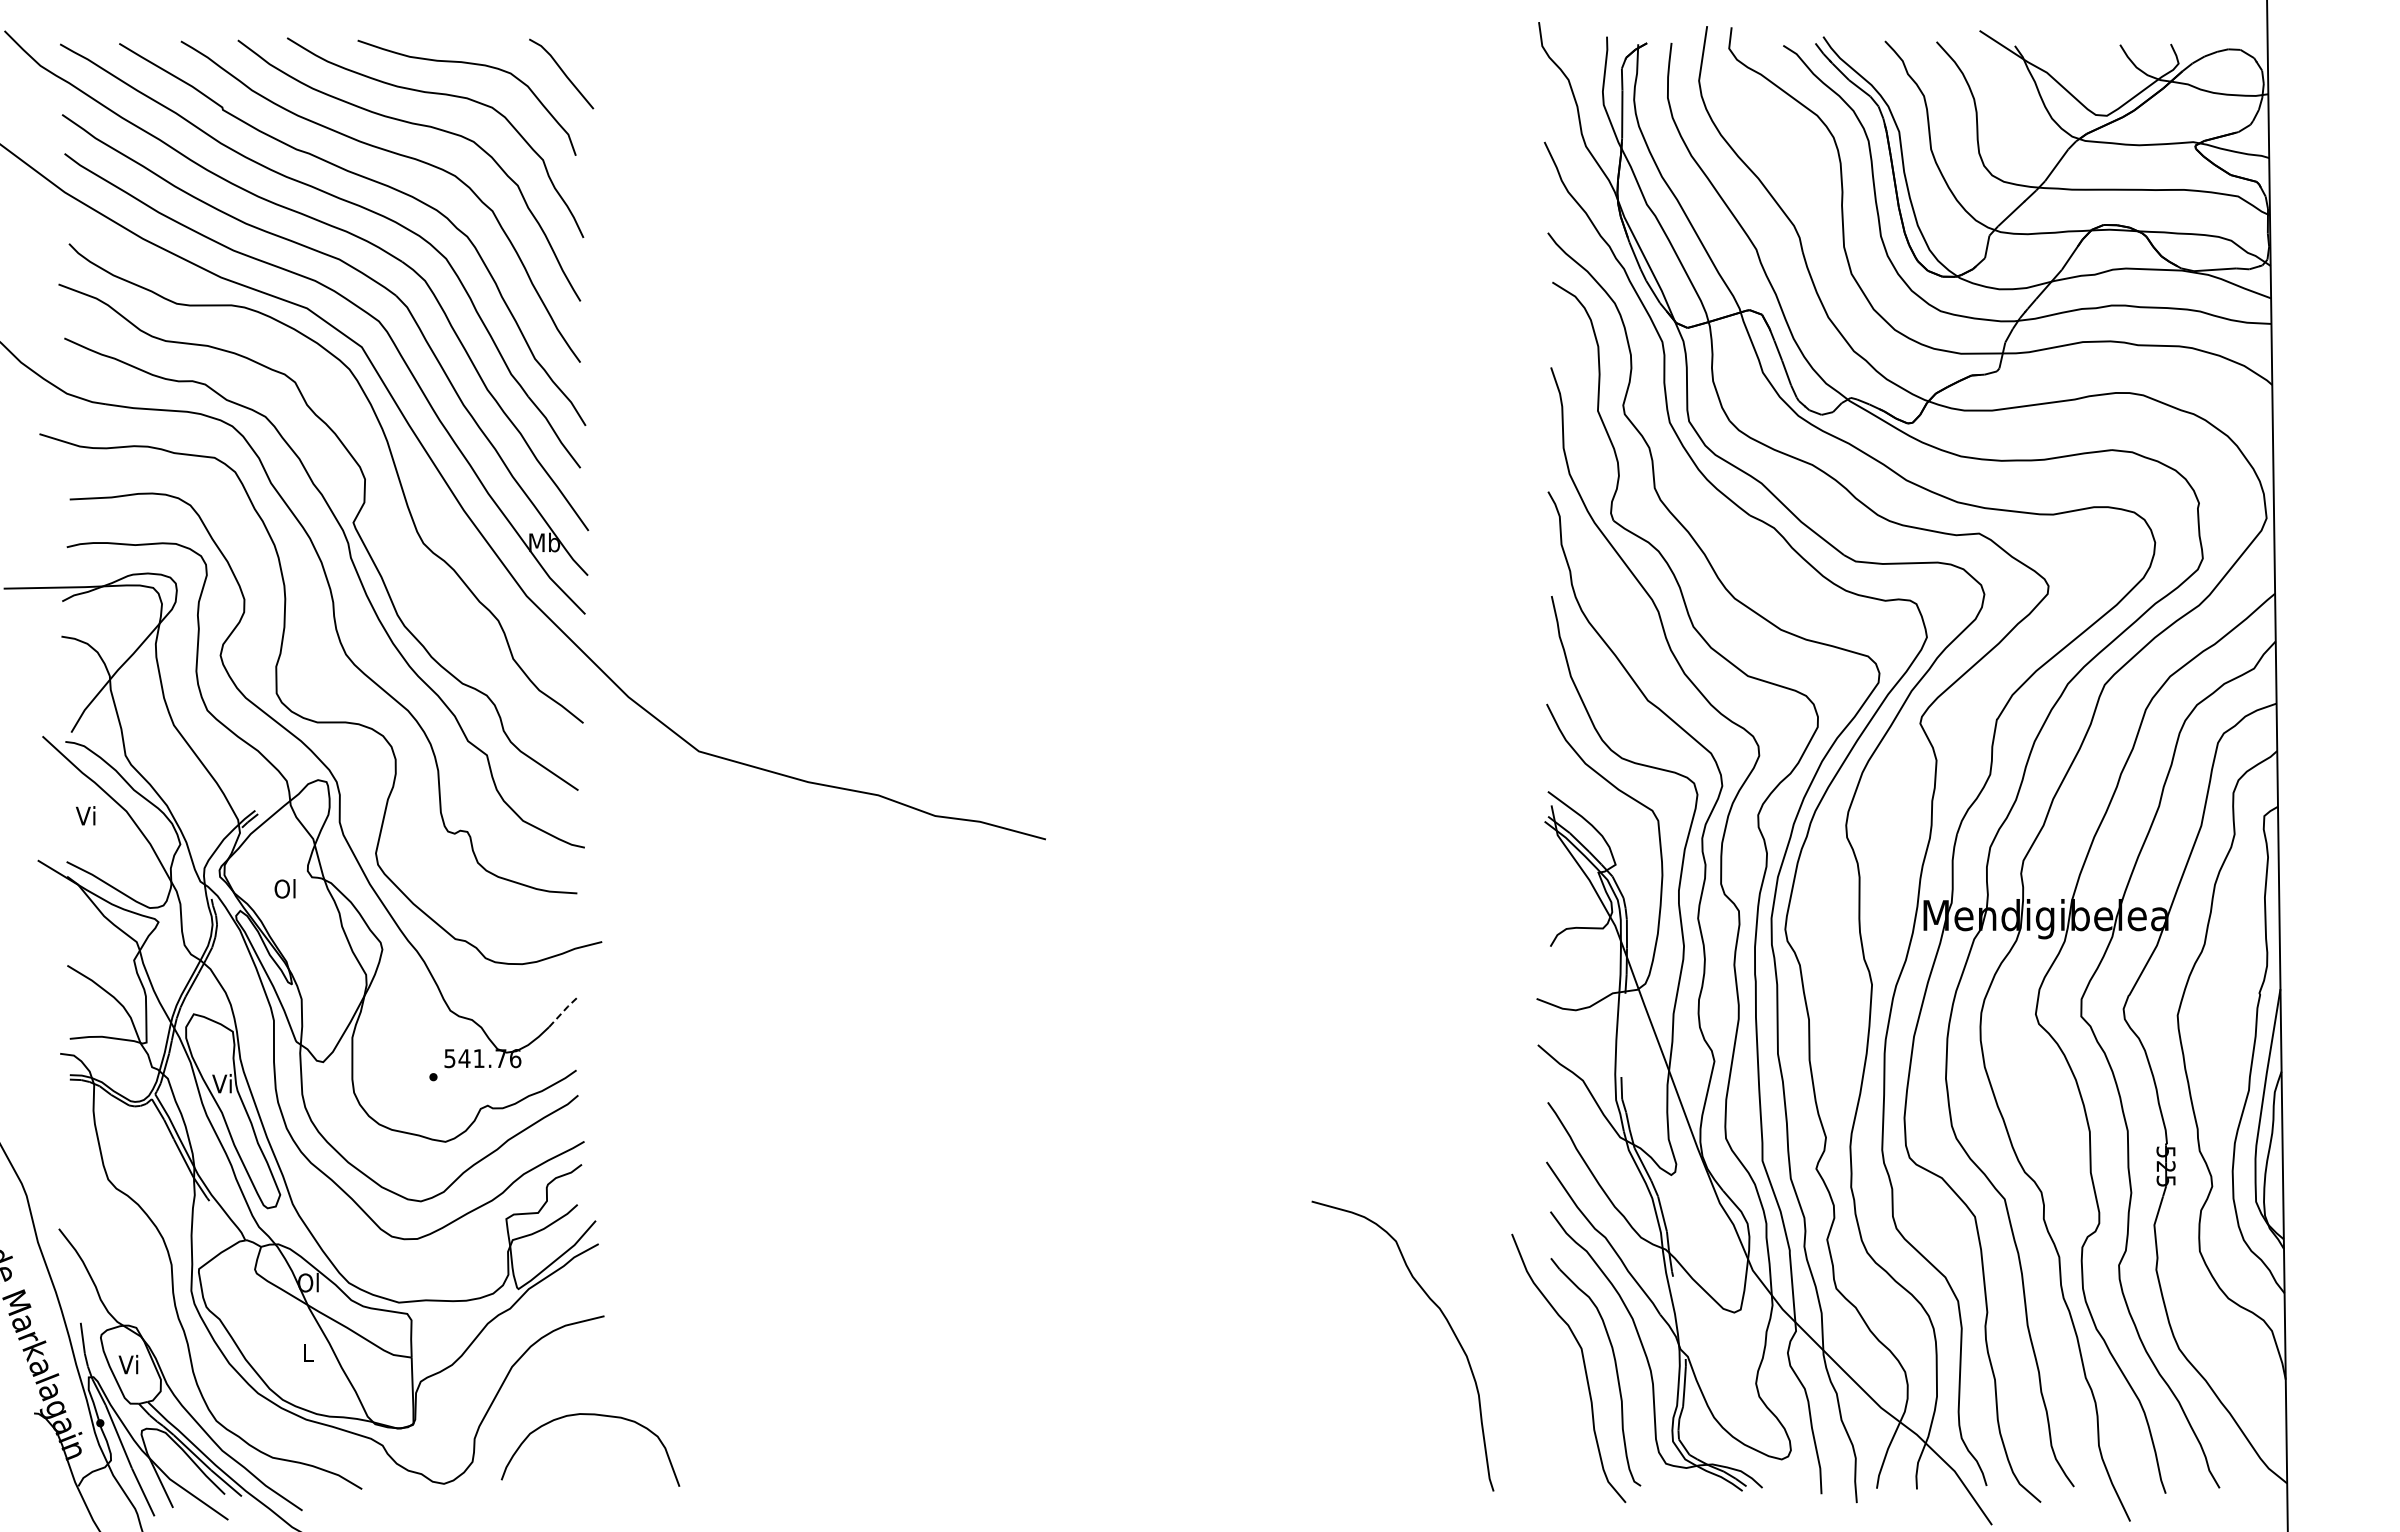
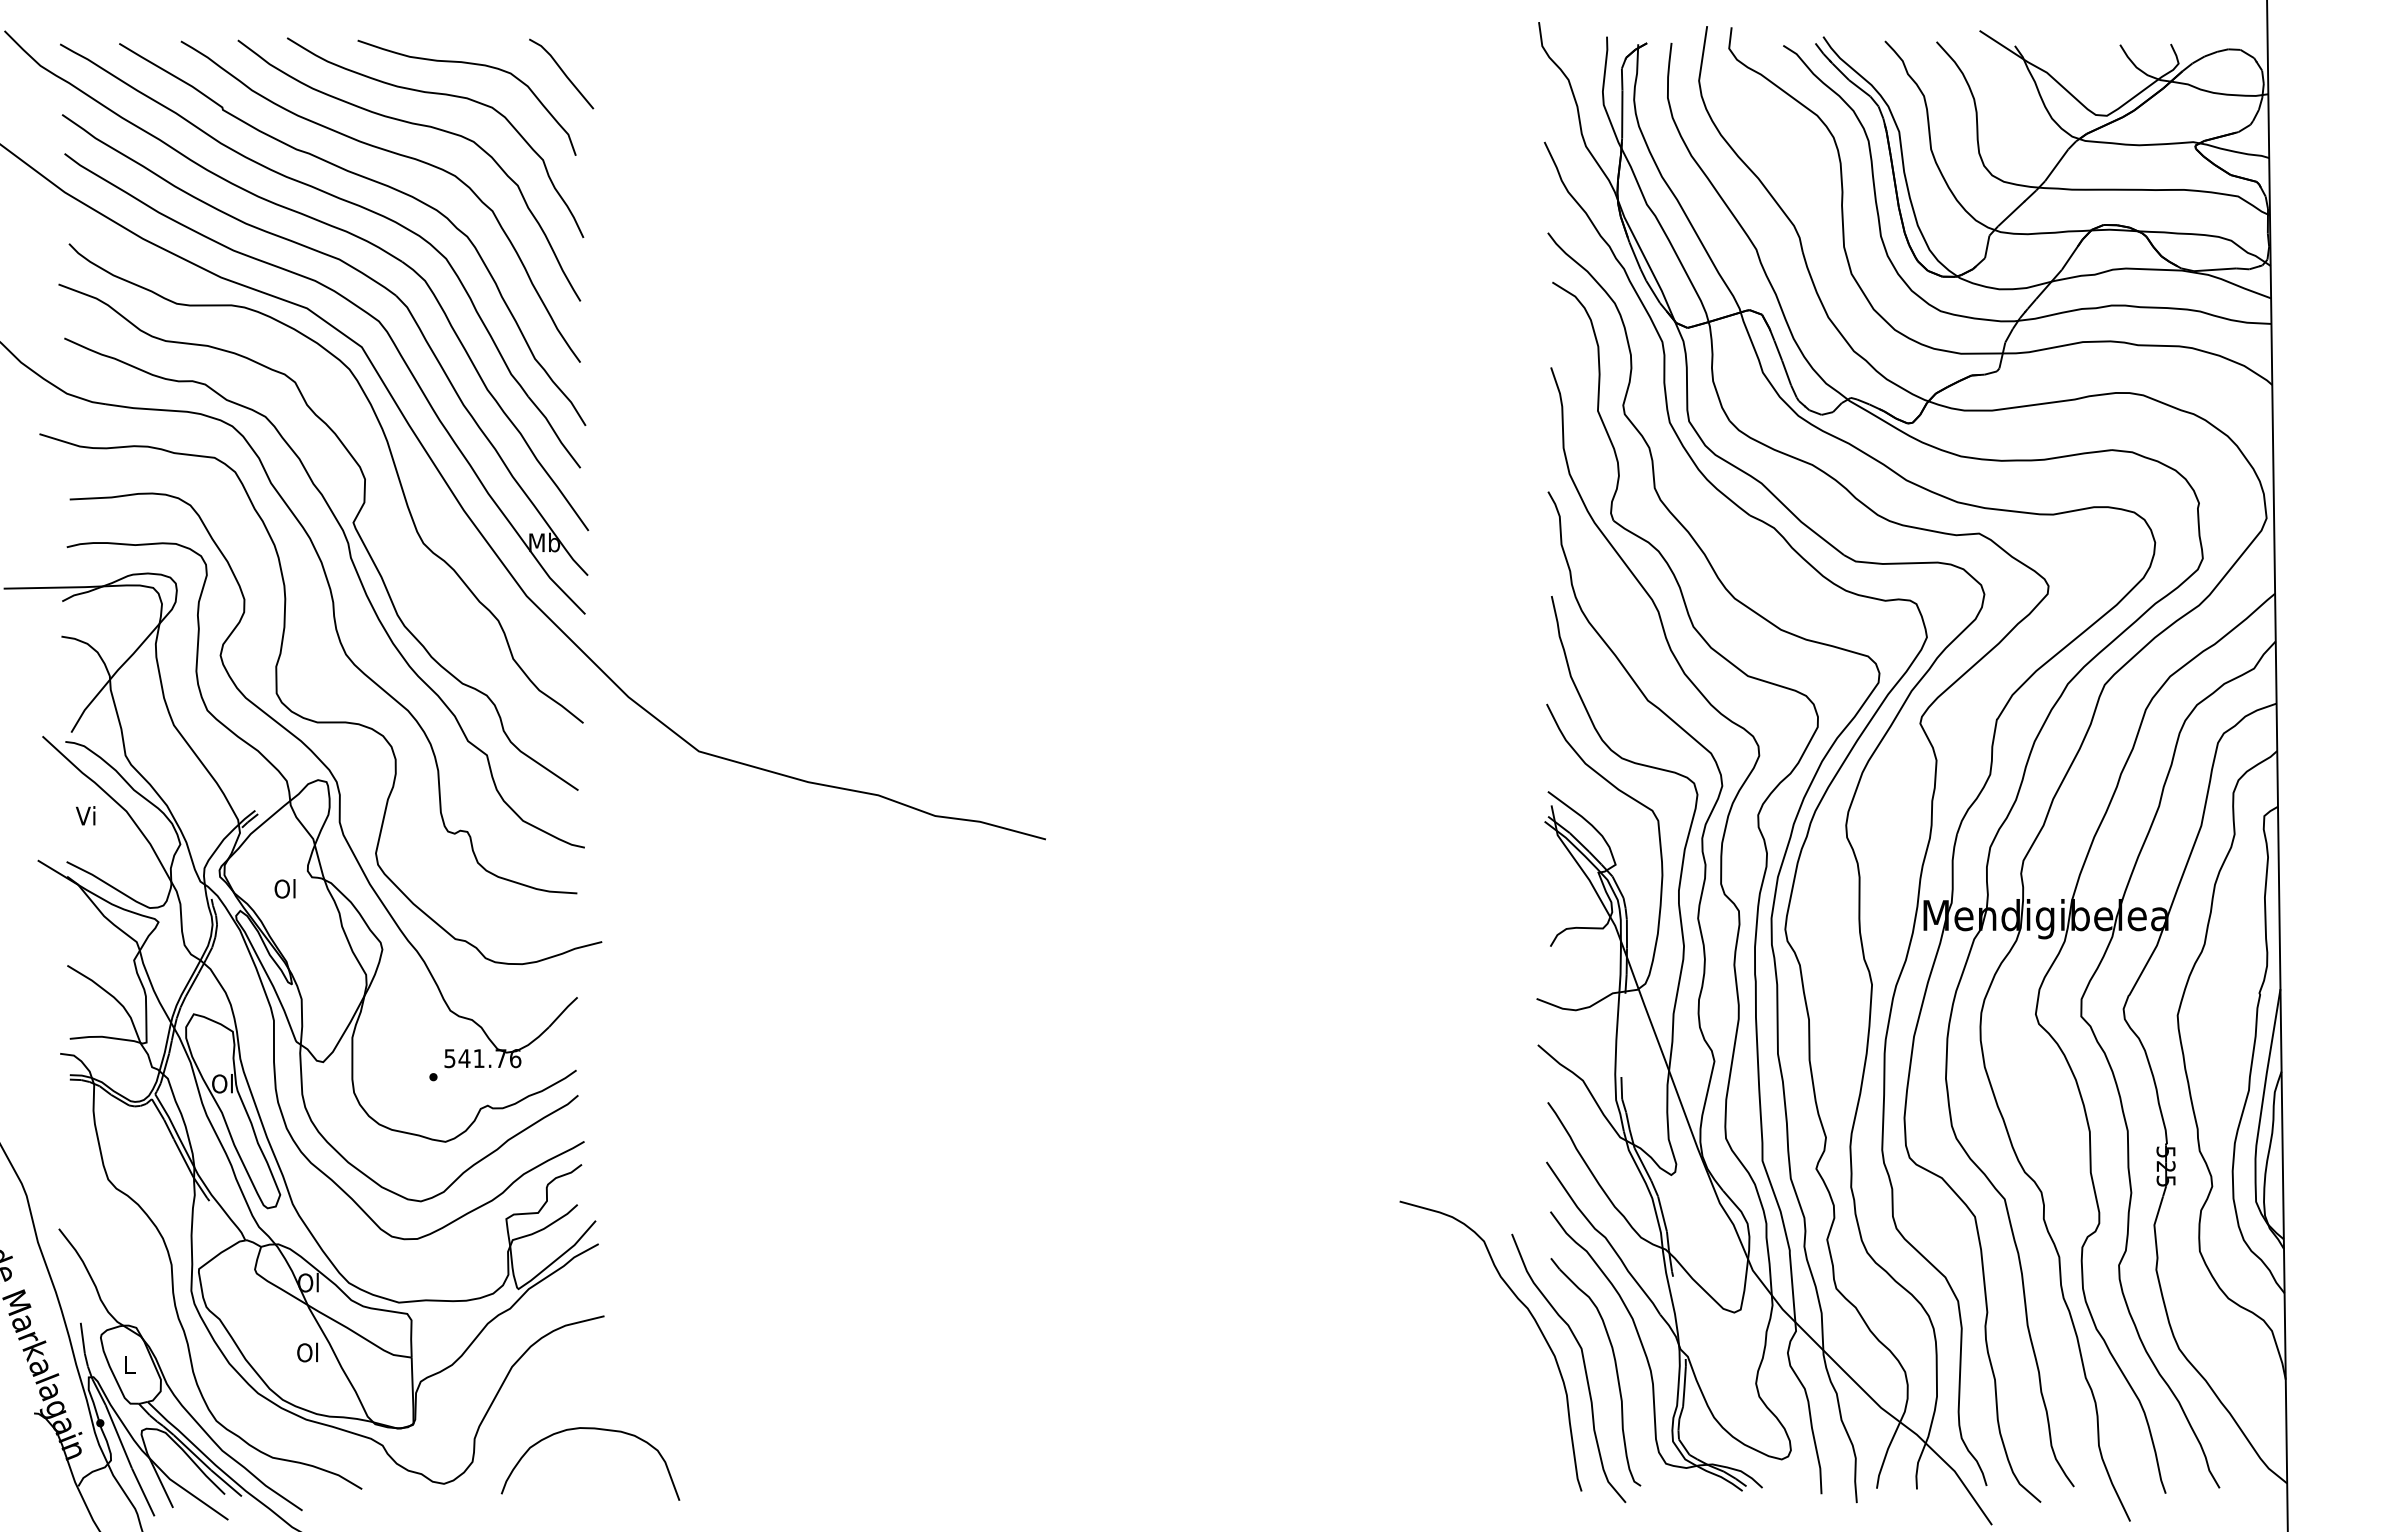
line: dashed -> solid (563, 1010)
text: Vi -> Ol (222, 1083)
curve position: (1447, 1323) -> (1535, 1323) (1535, 1323)
text: L -> Ol (307, 1352)
text: Vi -> L (128, 1364)
curve position: (590, 1415) -> (590, 1429) (590, 1429)
